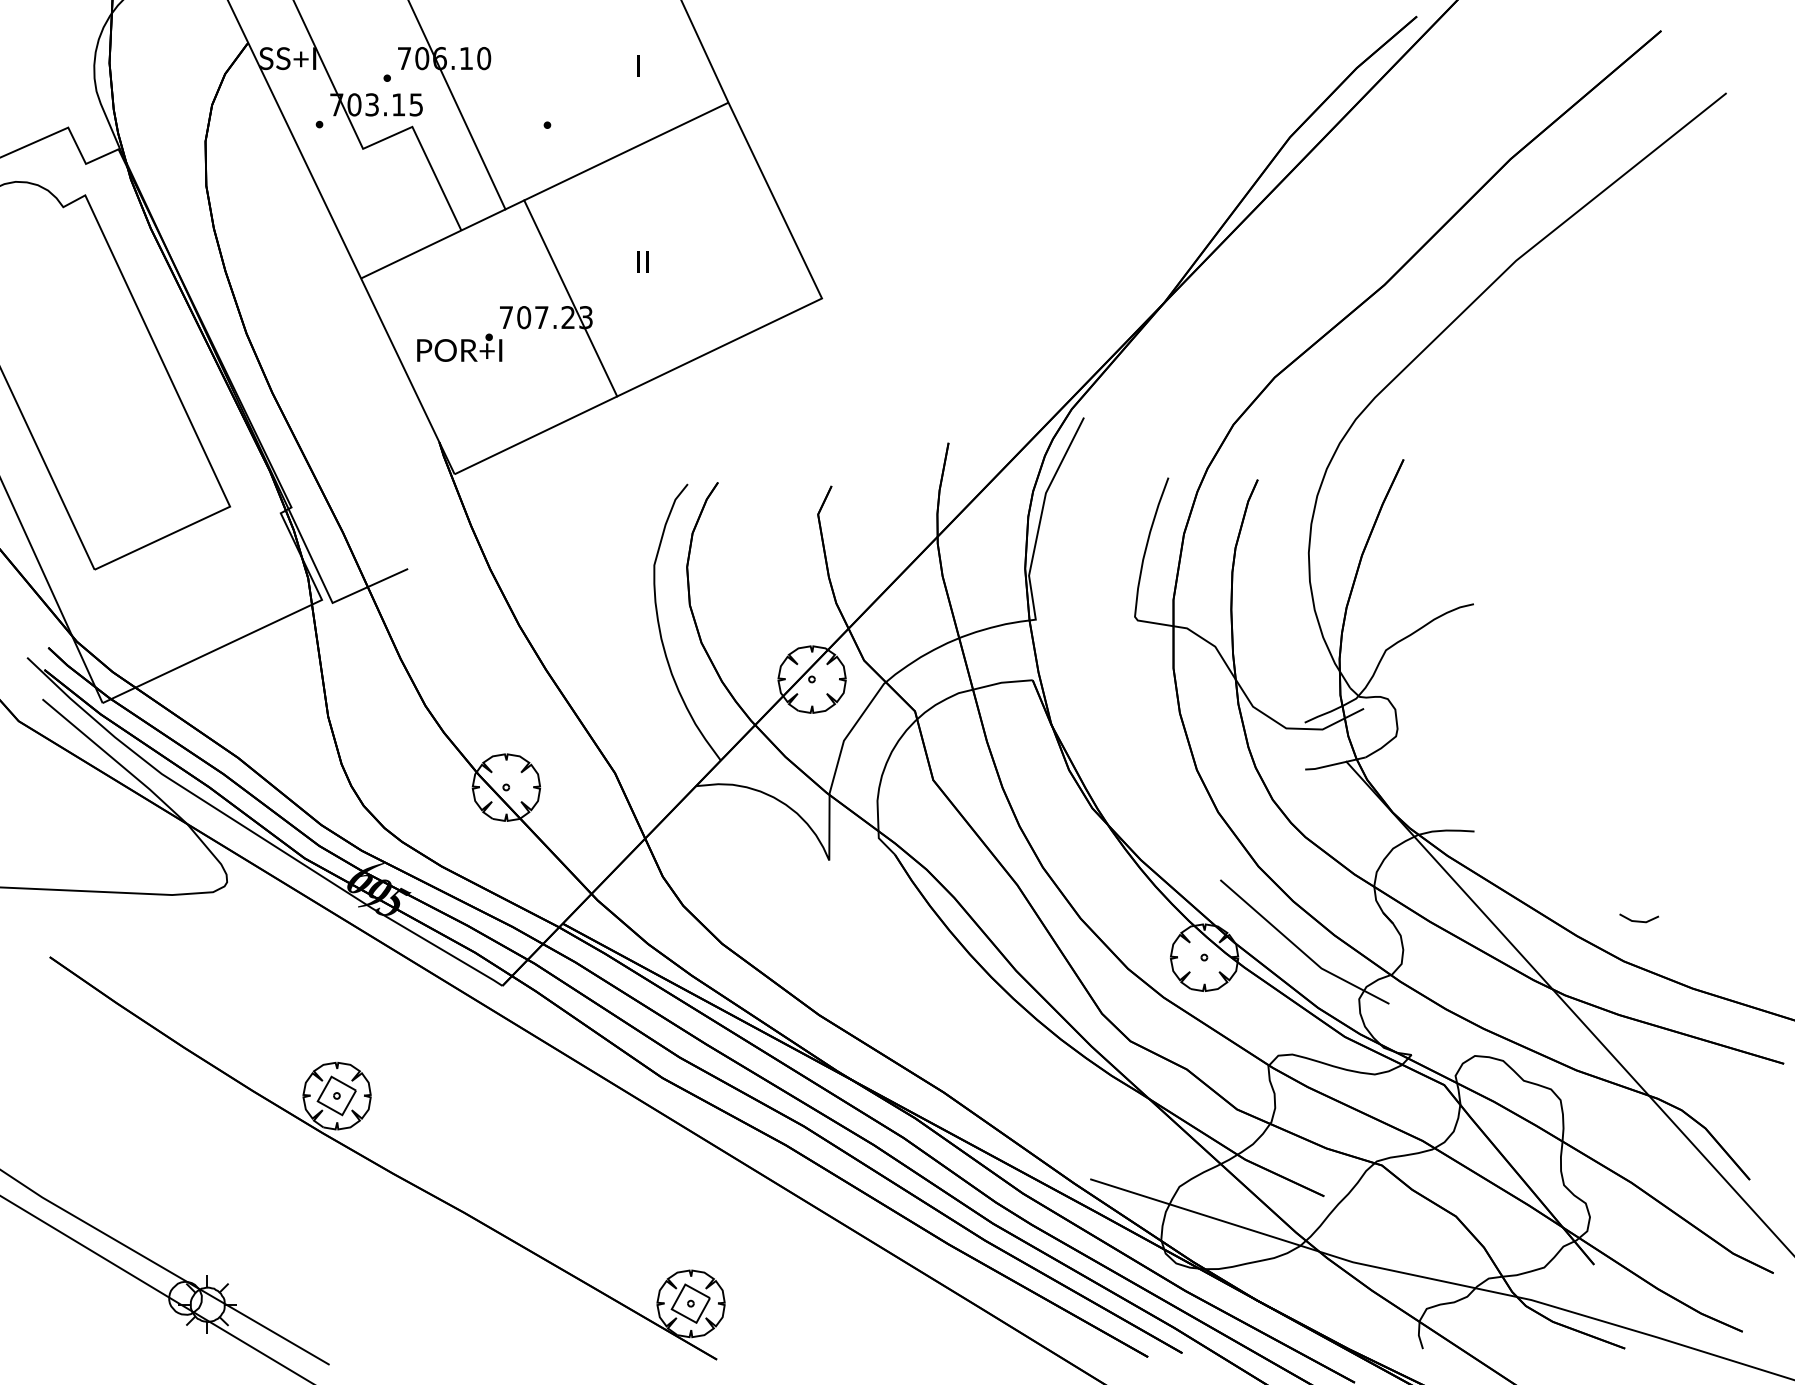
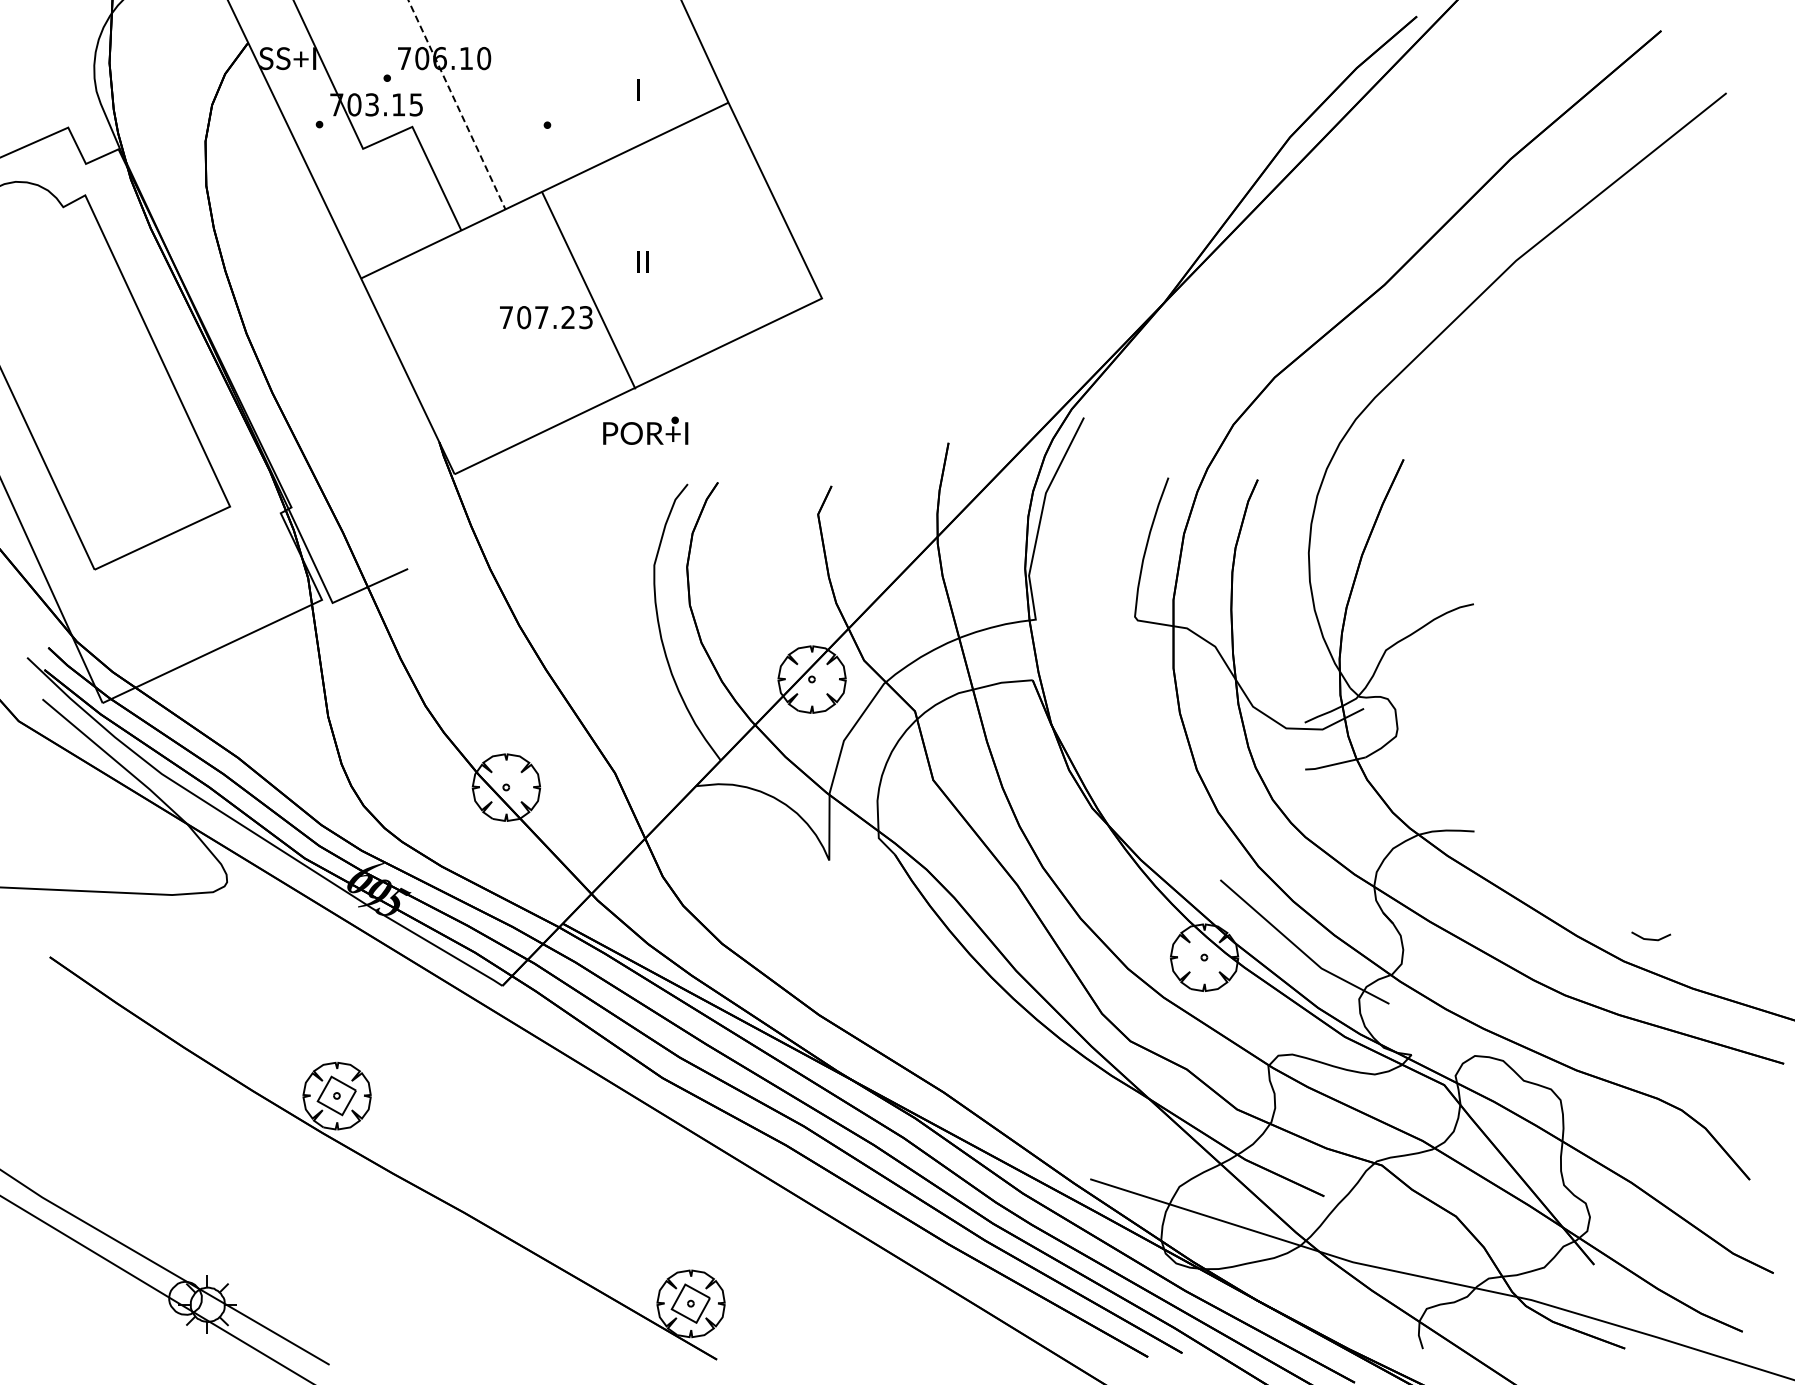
text position: (638, 65) -> (638, 89) (638, 89)
line: solid -> dashed (457, 105)
line position: (570, 298) -> (588, 290) (588, 290)
part position: (459, 347) -> (645, 430) (645, 430)
line position: (1639, 920) -> (1651, 938) (1651, 938)
line: present -> none (1568, 1007)
